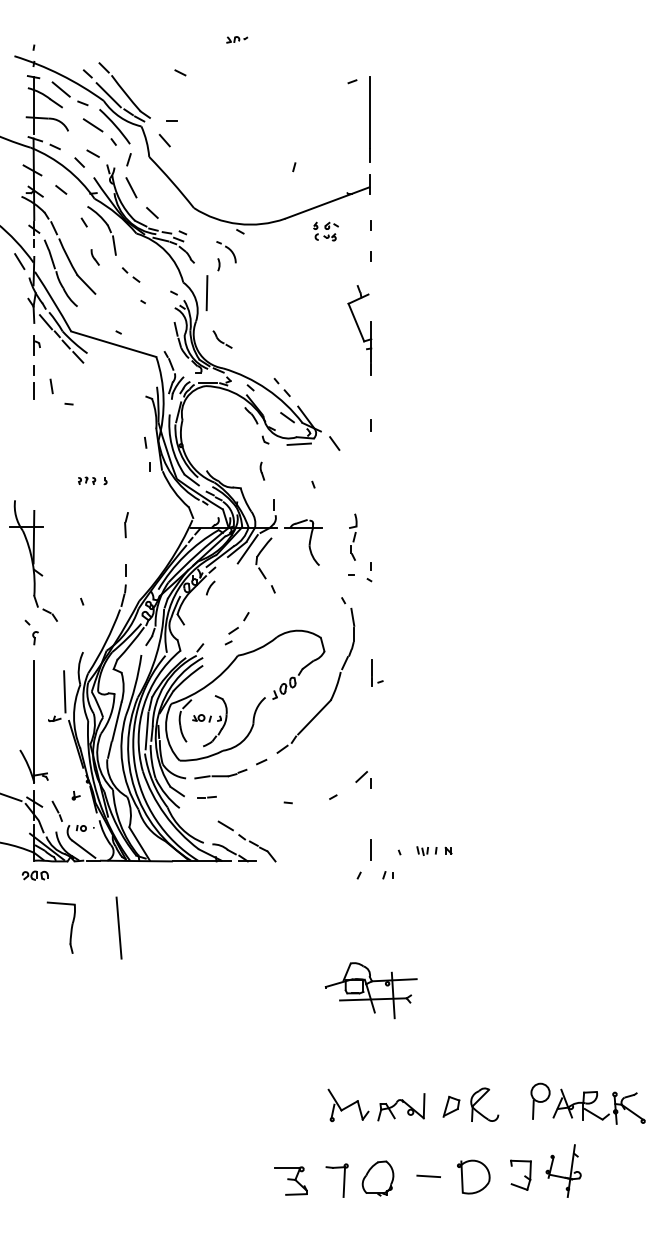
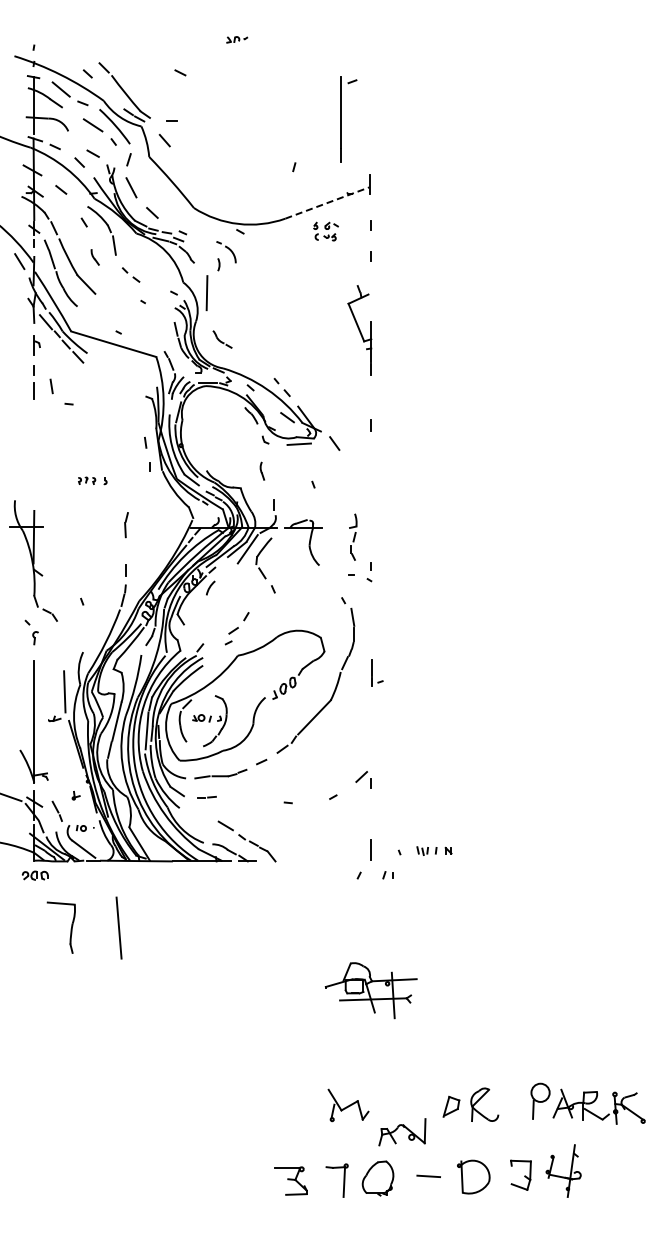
line: present -> none (108, 95)
line position: (369, 119) -> (340, 119) (340, 119)
line: solid -> dashed (327, 203)
part position: (401, 1107) -> (402, 1132) (402, 1132)
